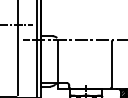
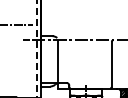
line: present -> none (17, 48)
line: solid -> dashed (36, 49)
